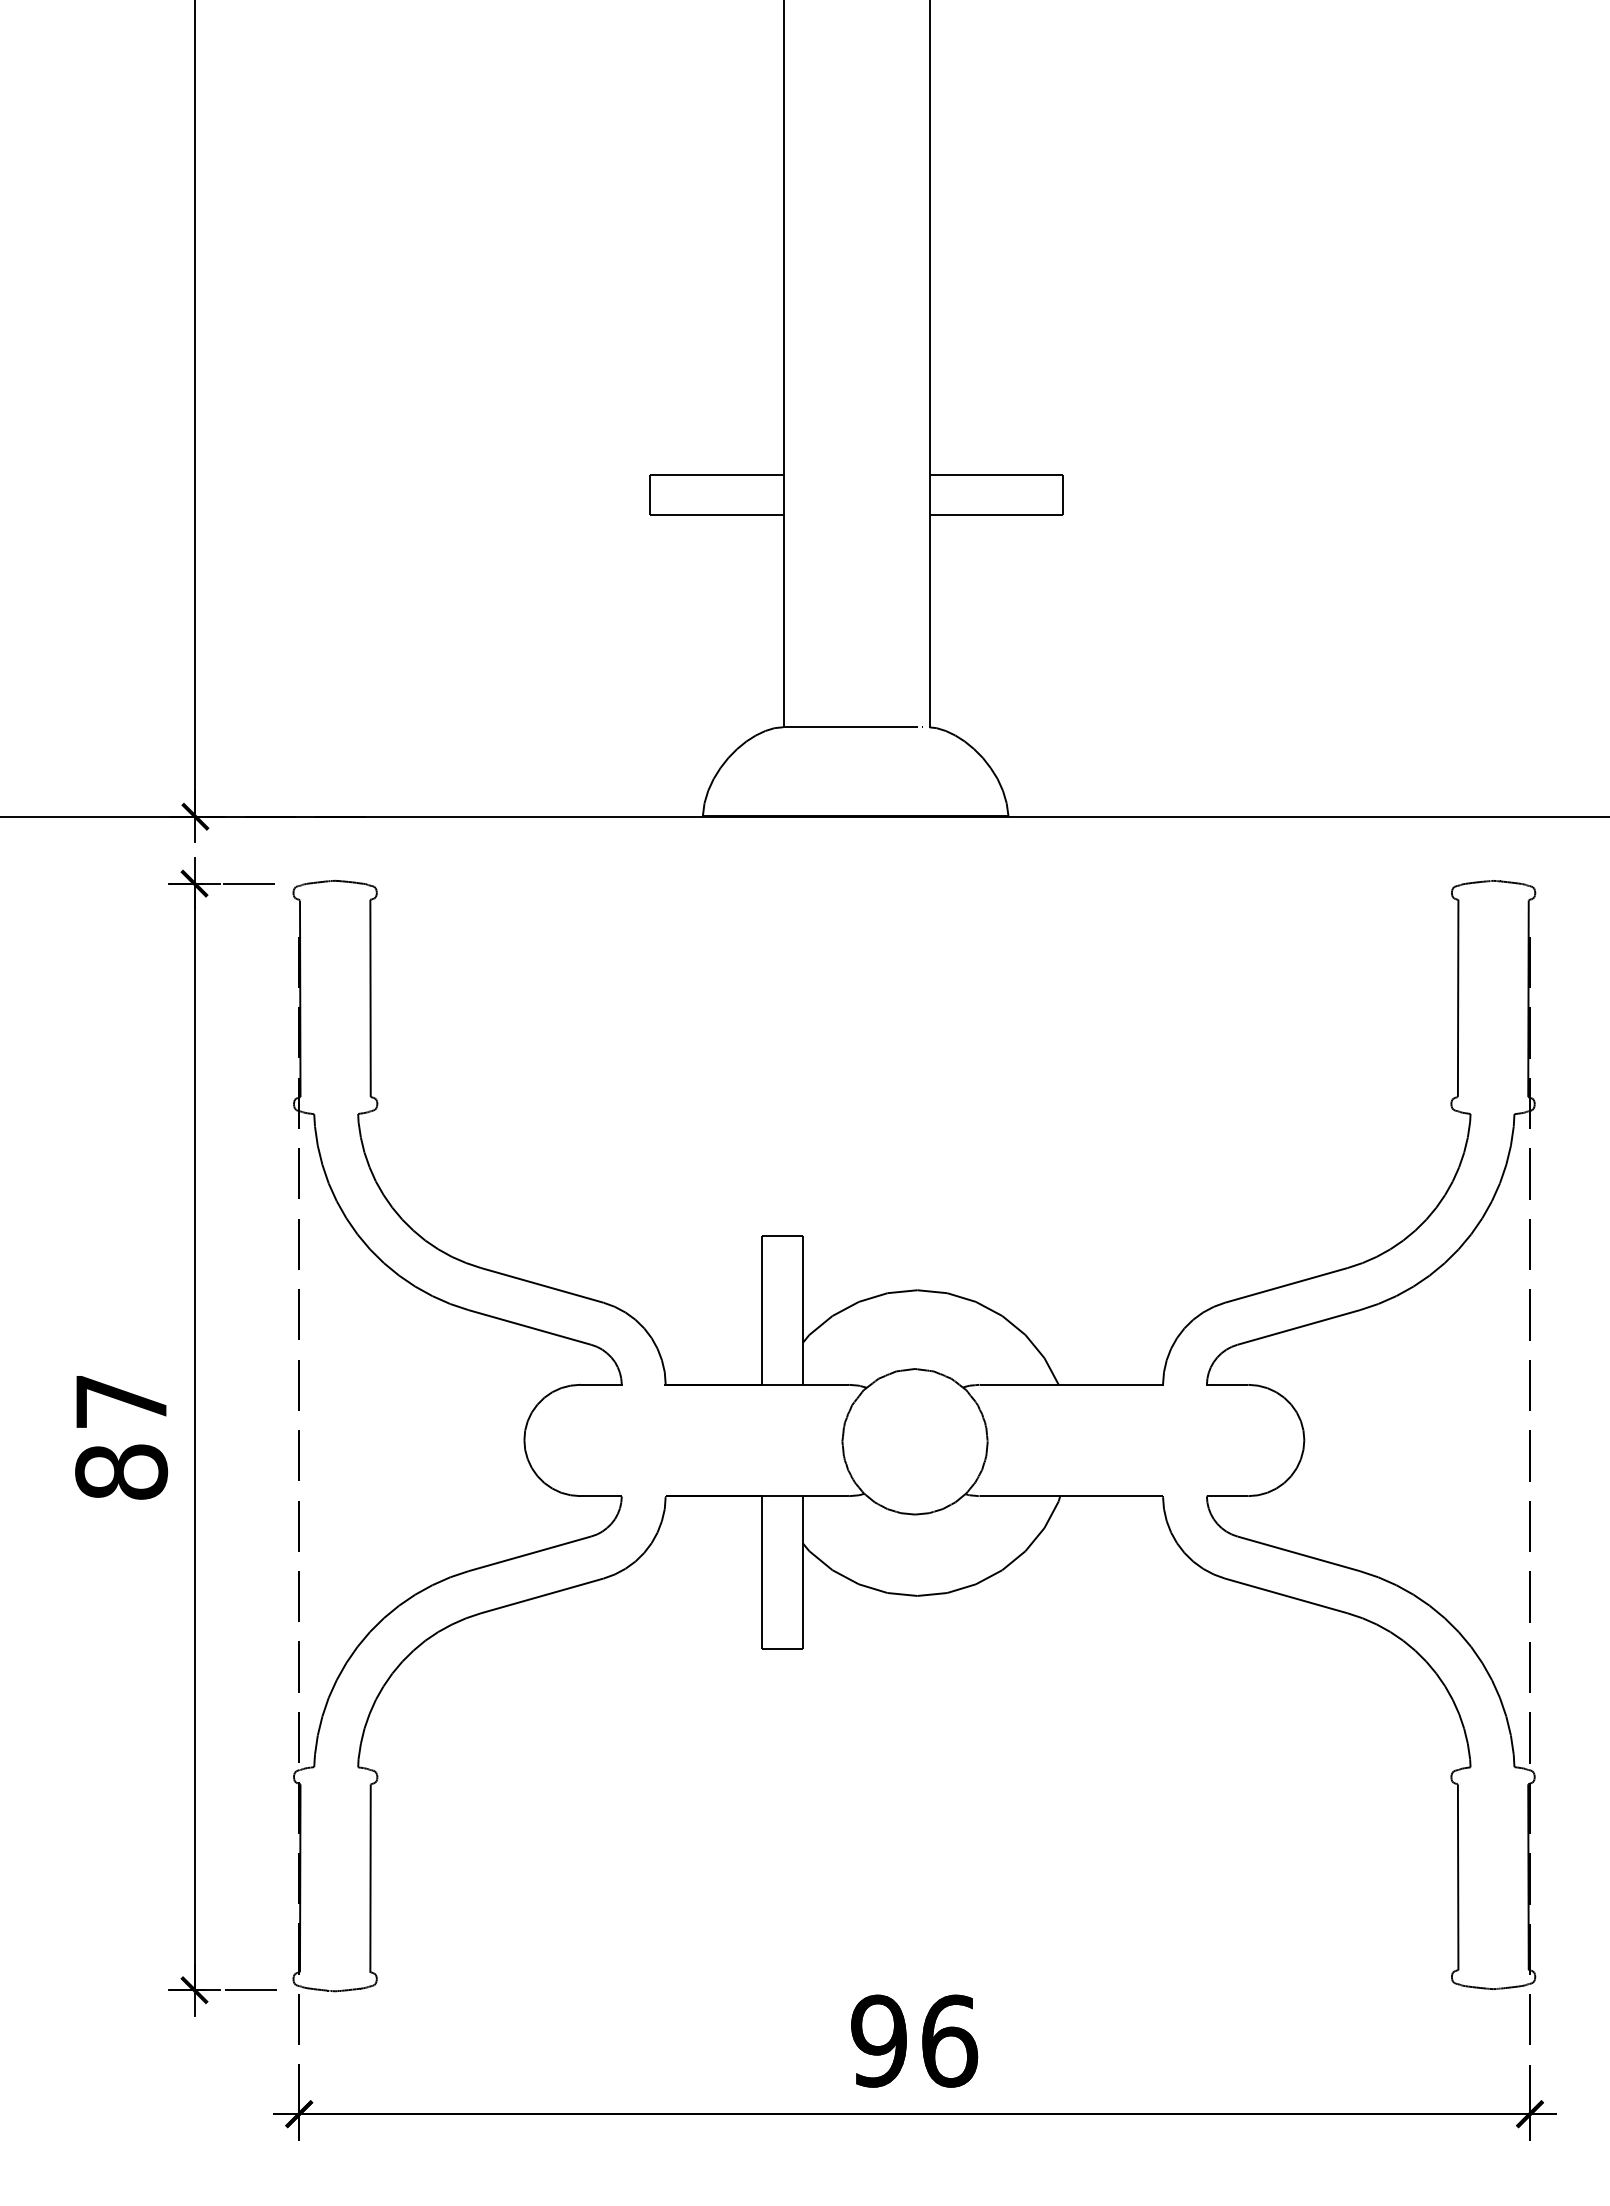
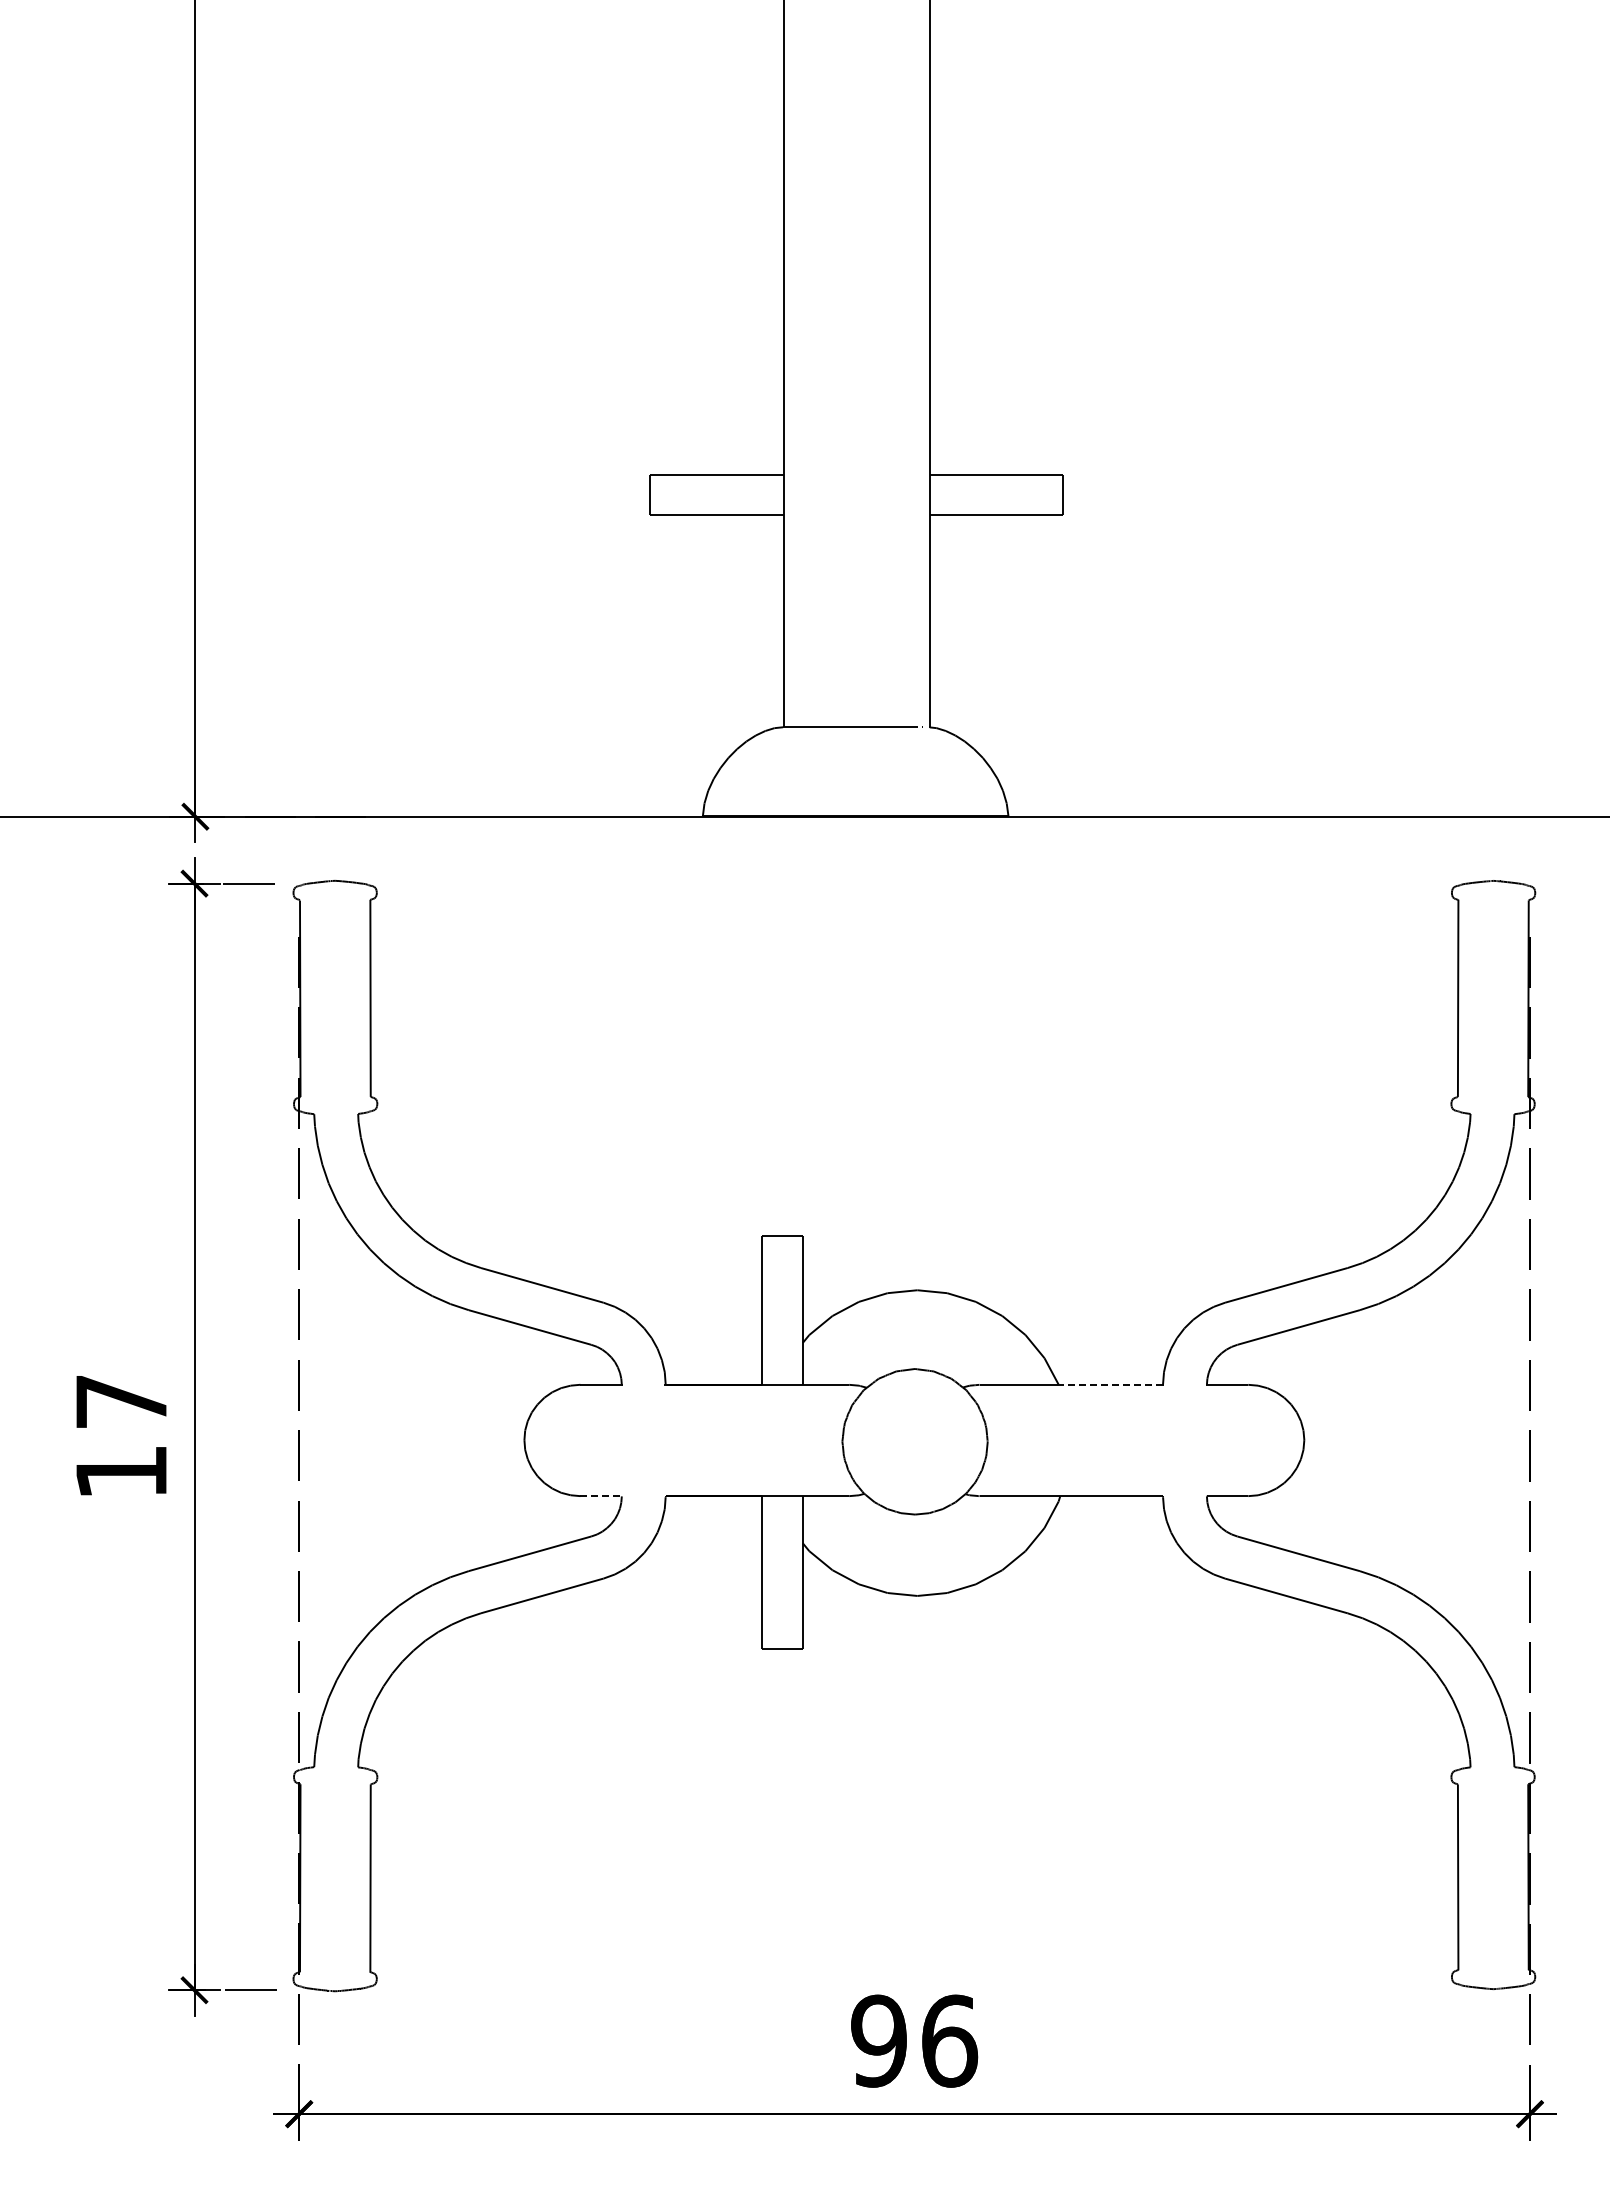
line: solid -> dashed (1110, 1384)
text: 87 -> 17 (121, 1471)
line: solid -> dashed (601, 1496)
